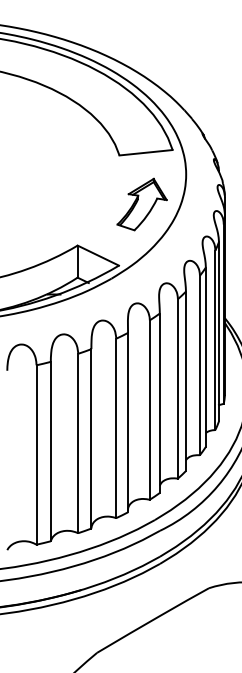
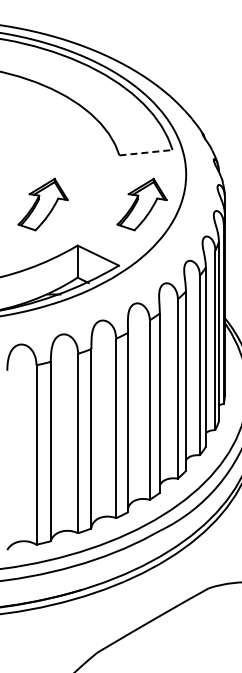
line: solid -> dashed (146, 152)
part: none -> present (42, 204)
